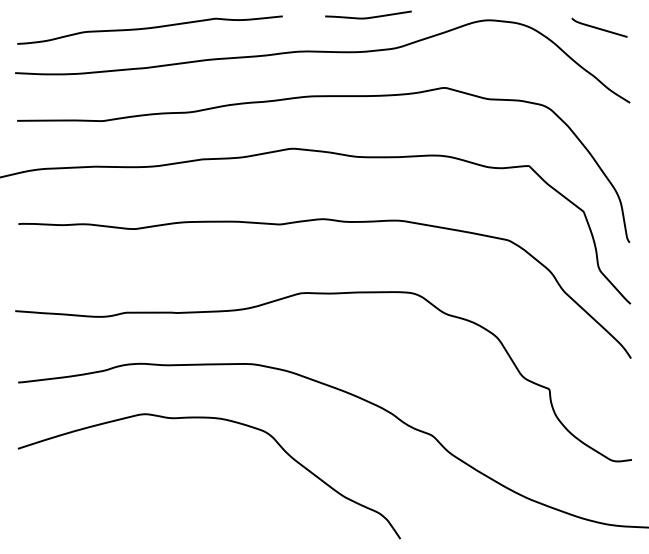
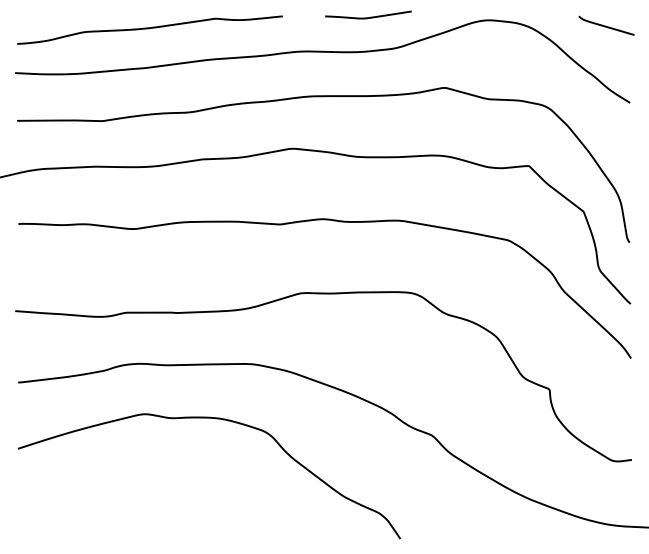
curve position: (599, 27) -> (606, 25) (606, 25)
